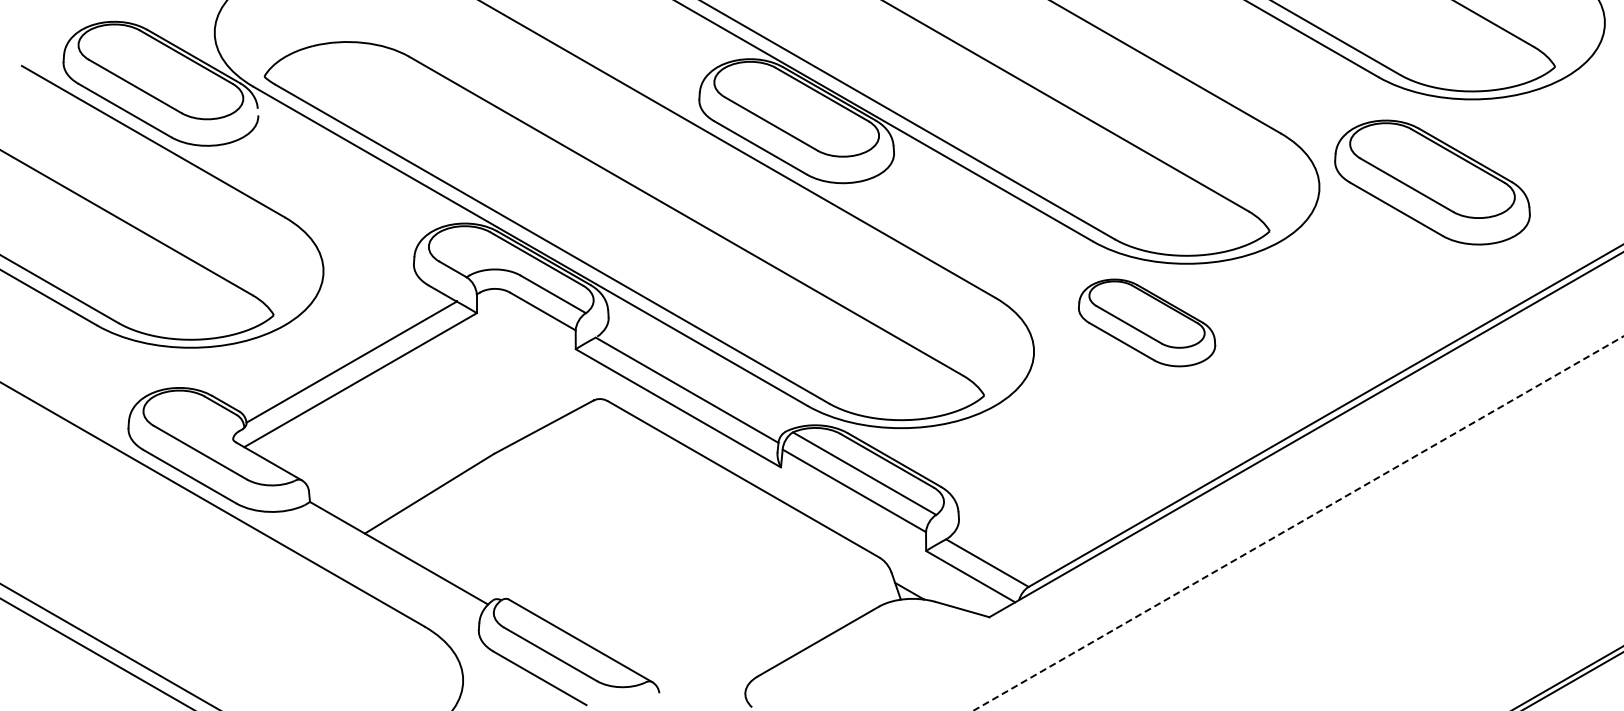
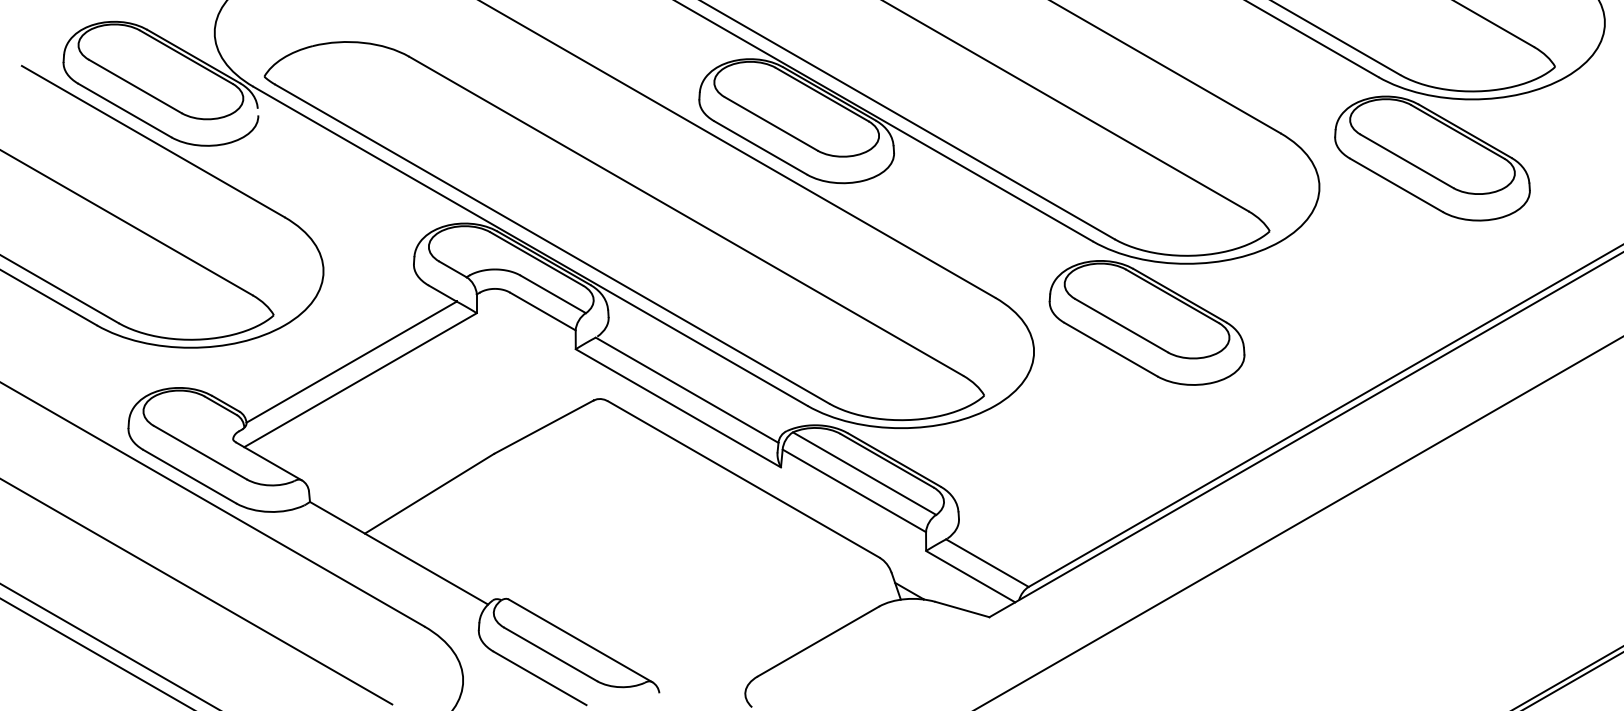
part position: (1432, 182) -> (1432, 158) (1432, 158)
part size: 139x90 px -> 198x126 px (1146, 322)
line: dashed -> solid (1299, 523)
line: none -> present (197, 591)
